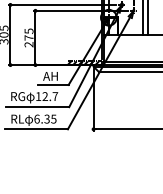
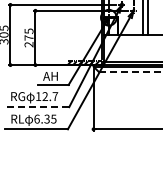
line: solid -> dashed (130, 72)
line: solid -> dashed (37, 107)
